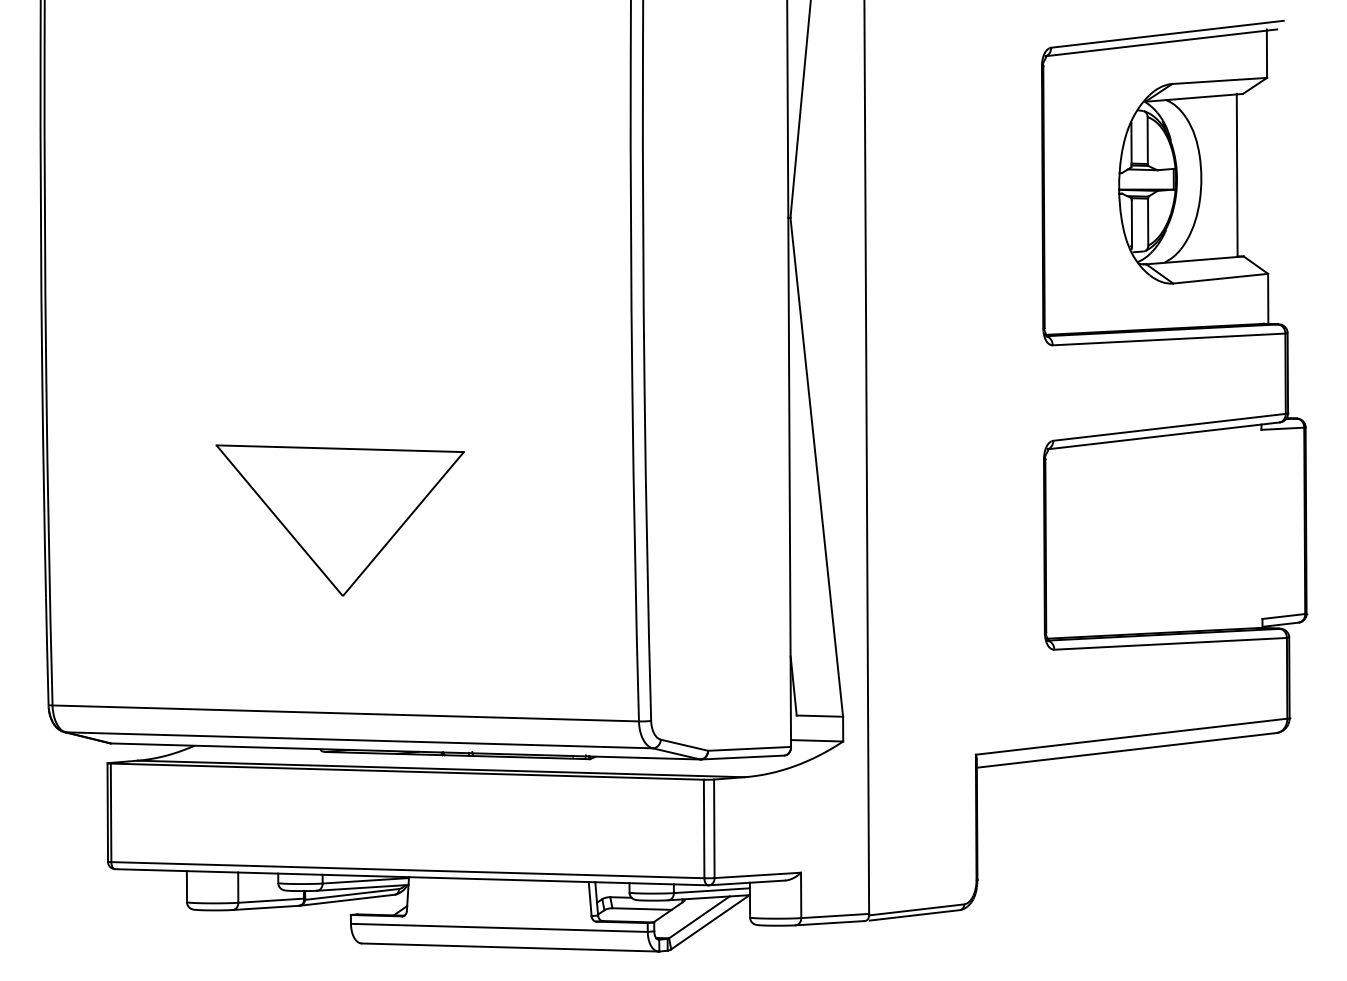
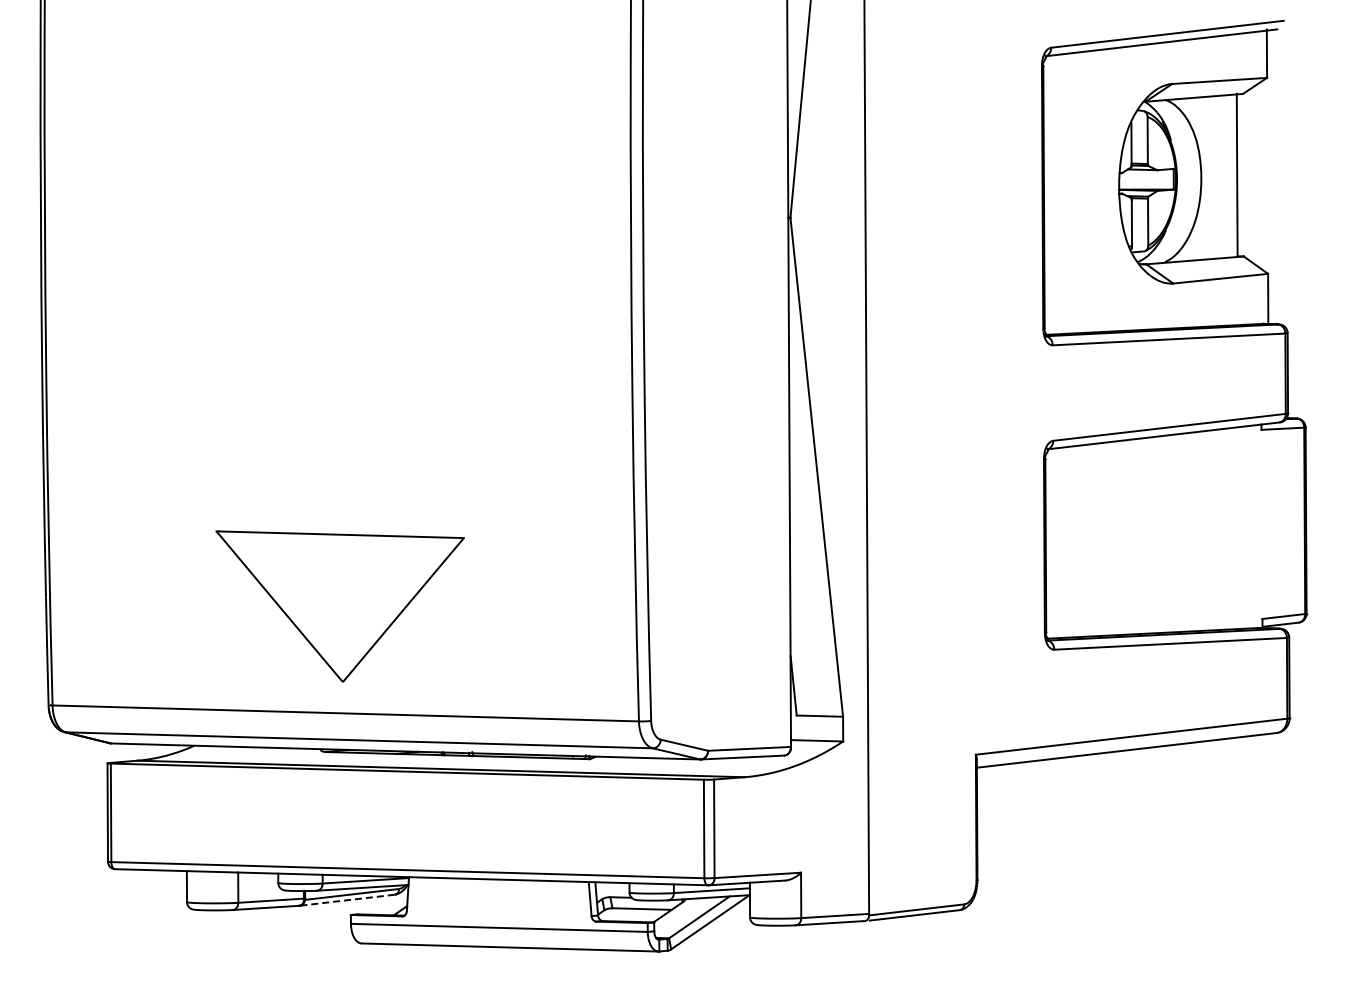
part position: (339, 520) -> (339, 606) (339, 606)
line: solid -> dashed (347, 900)
